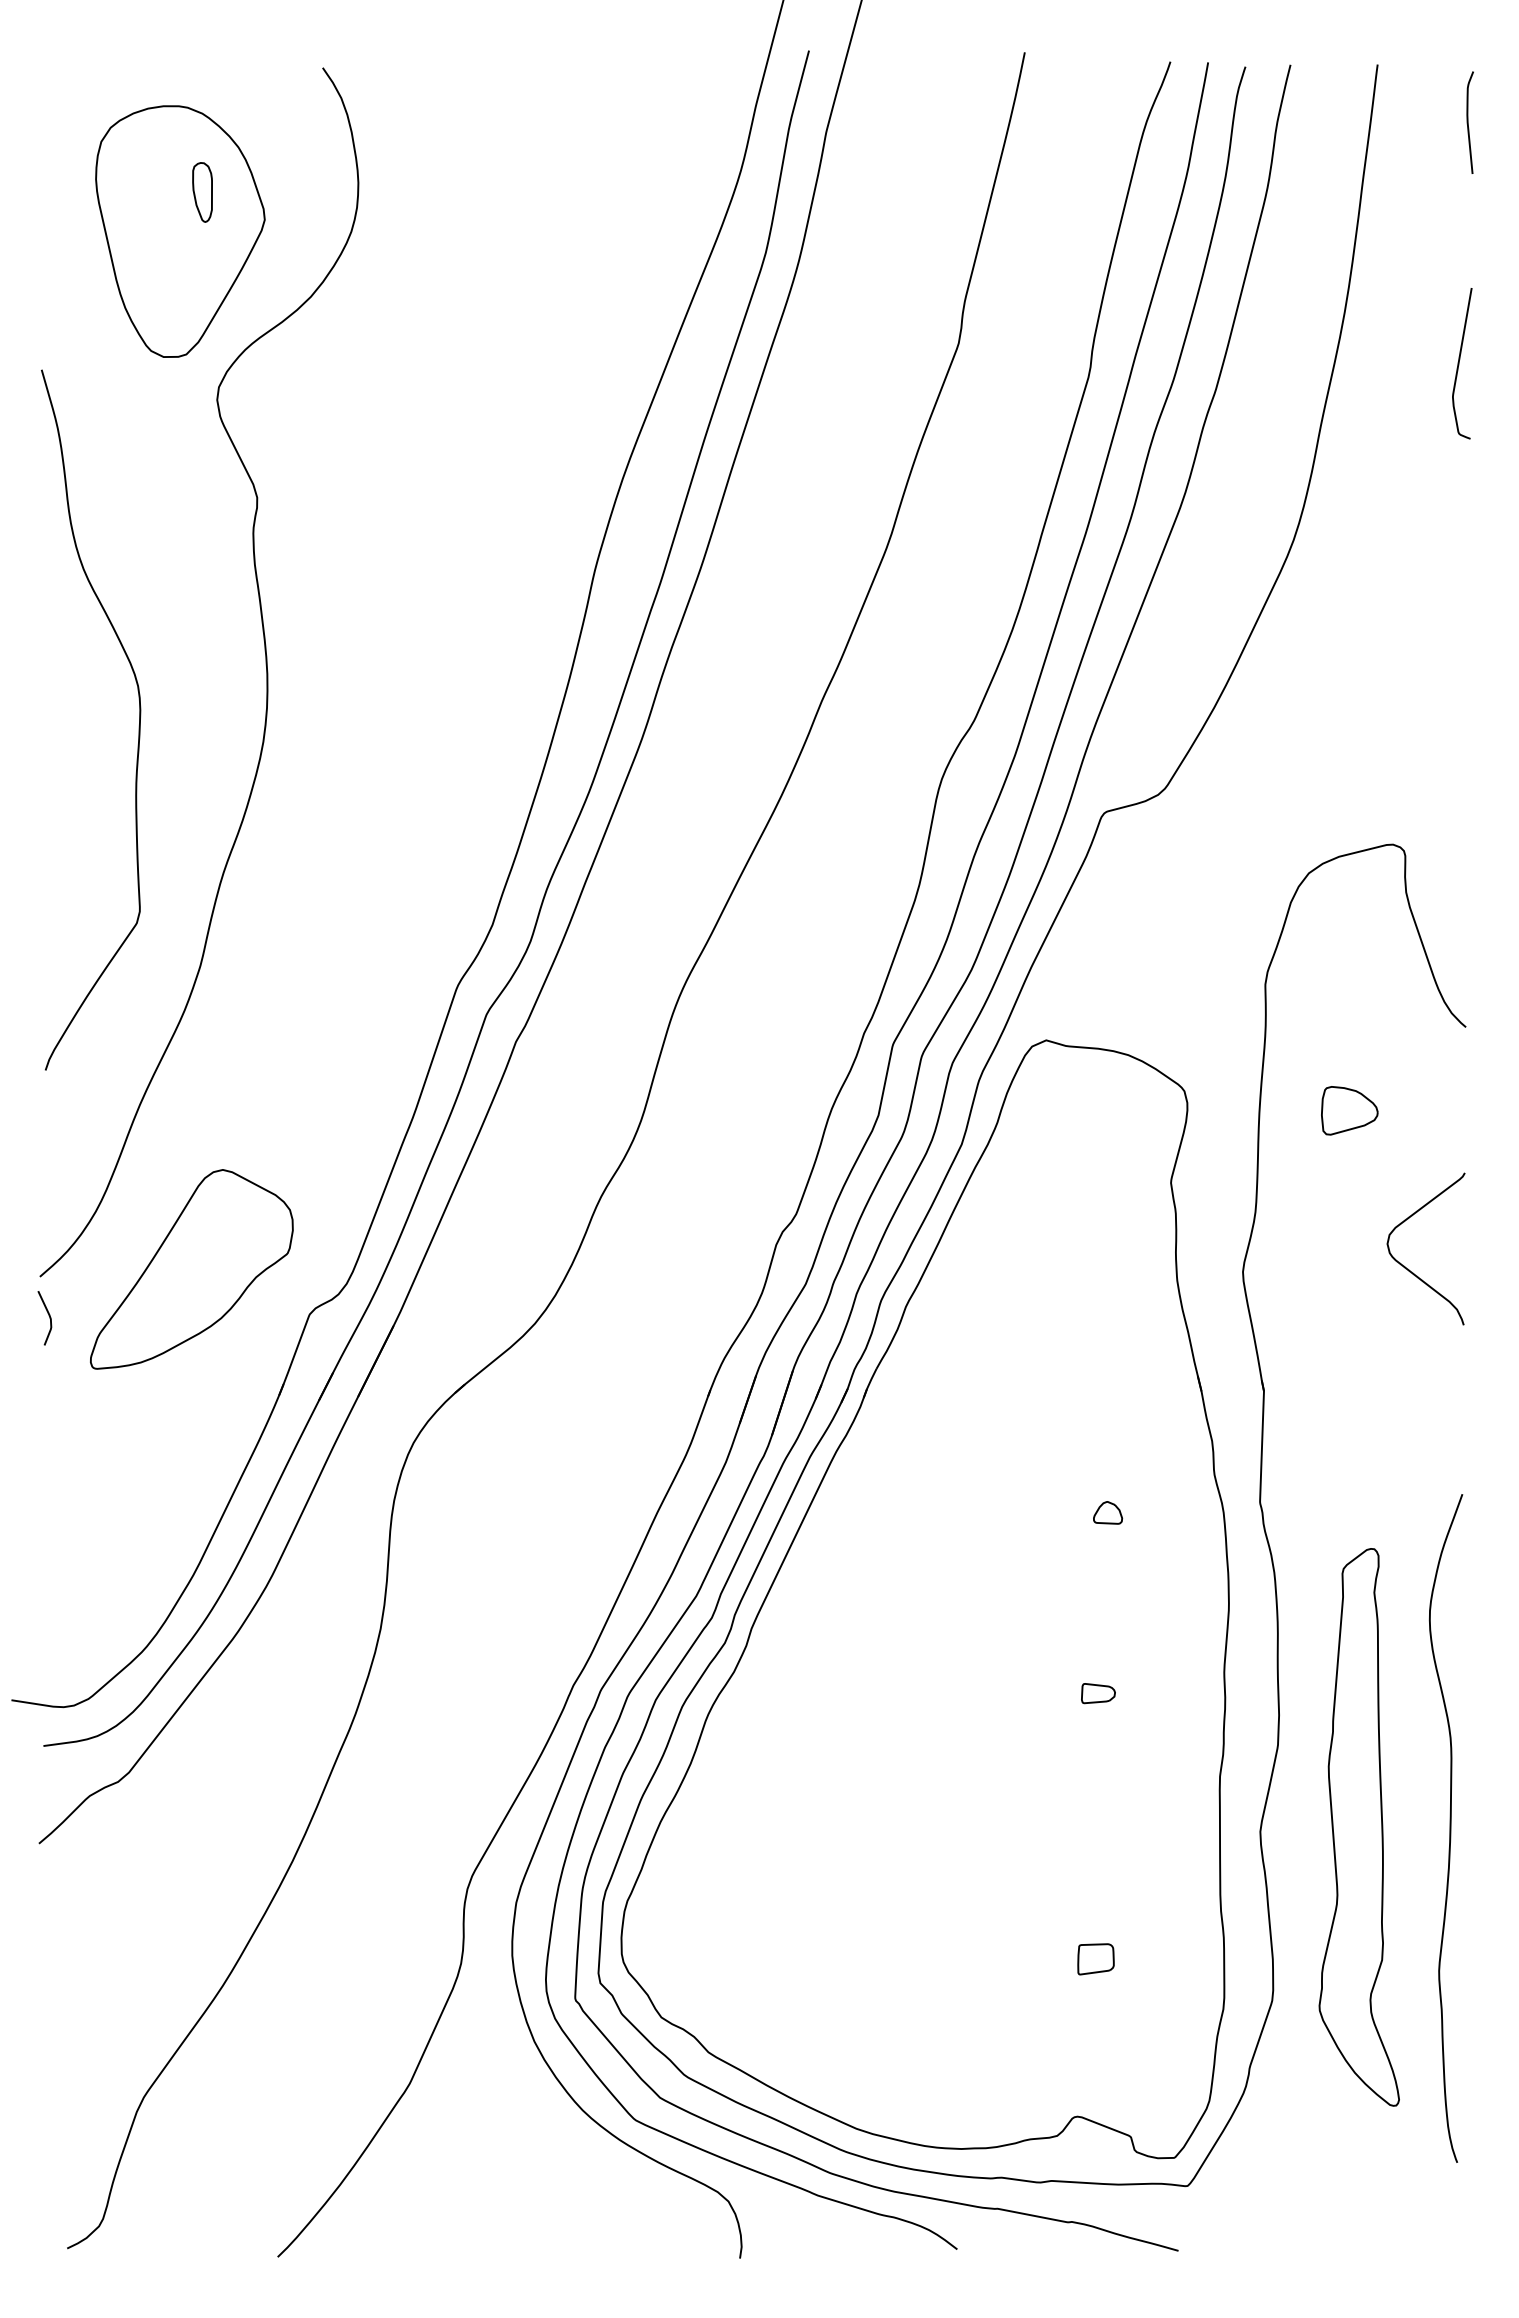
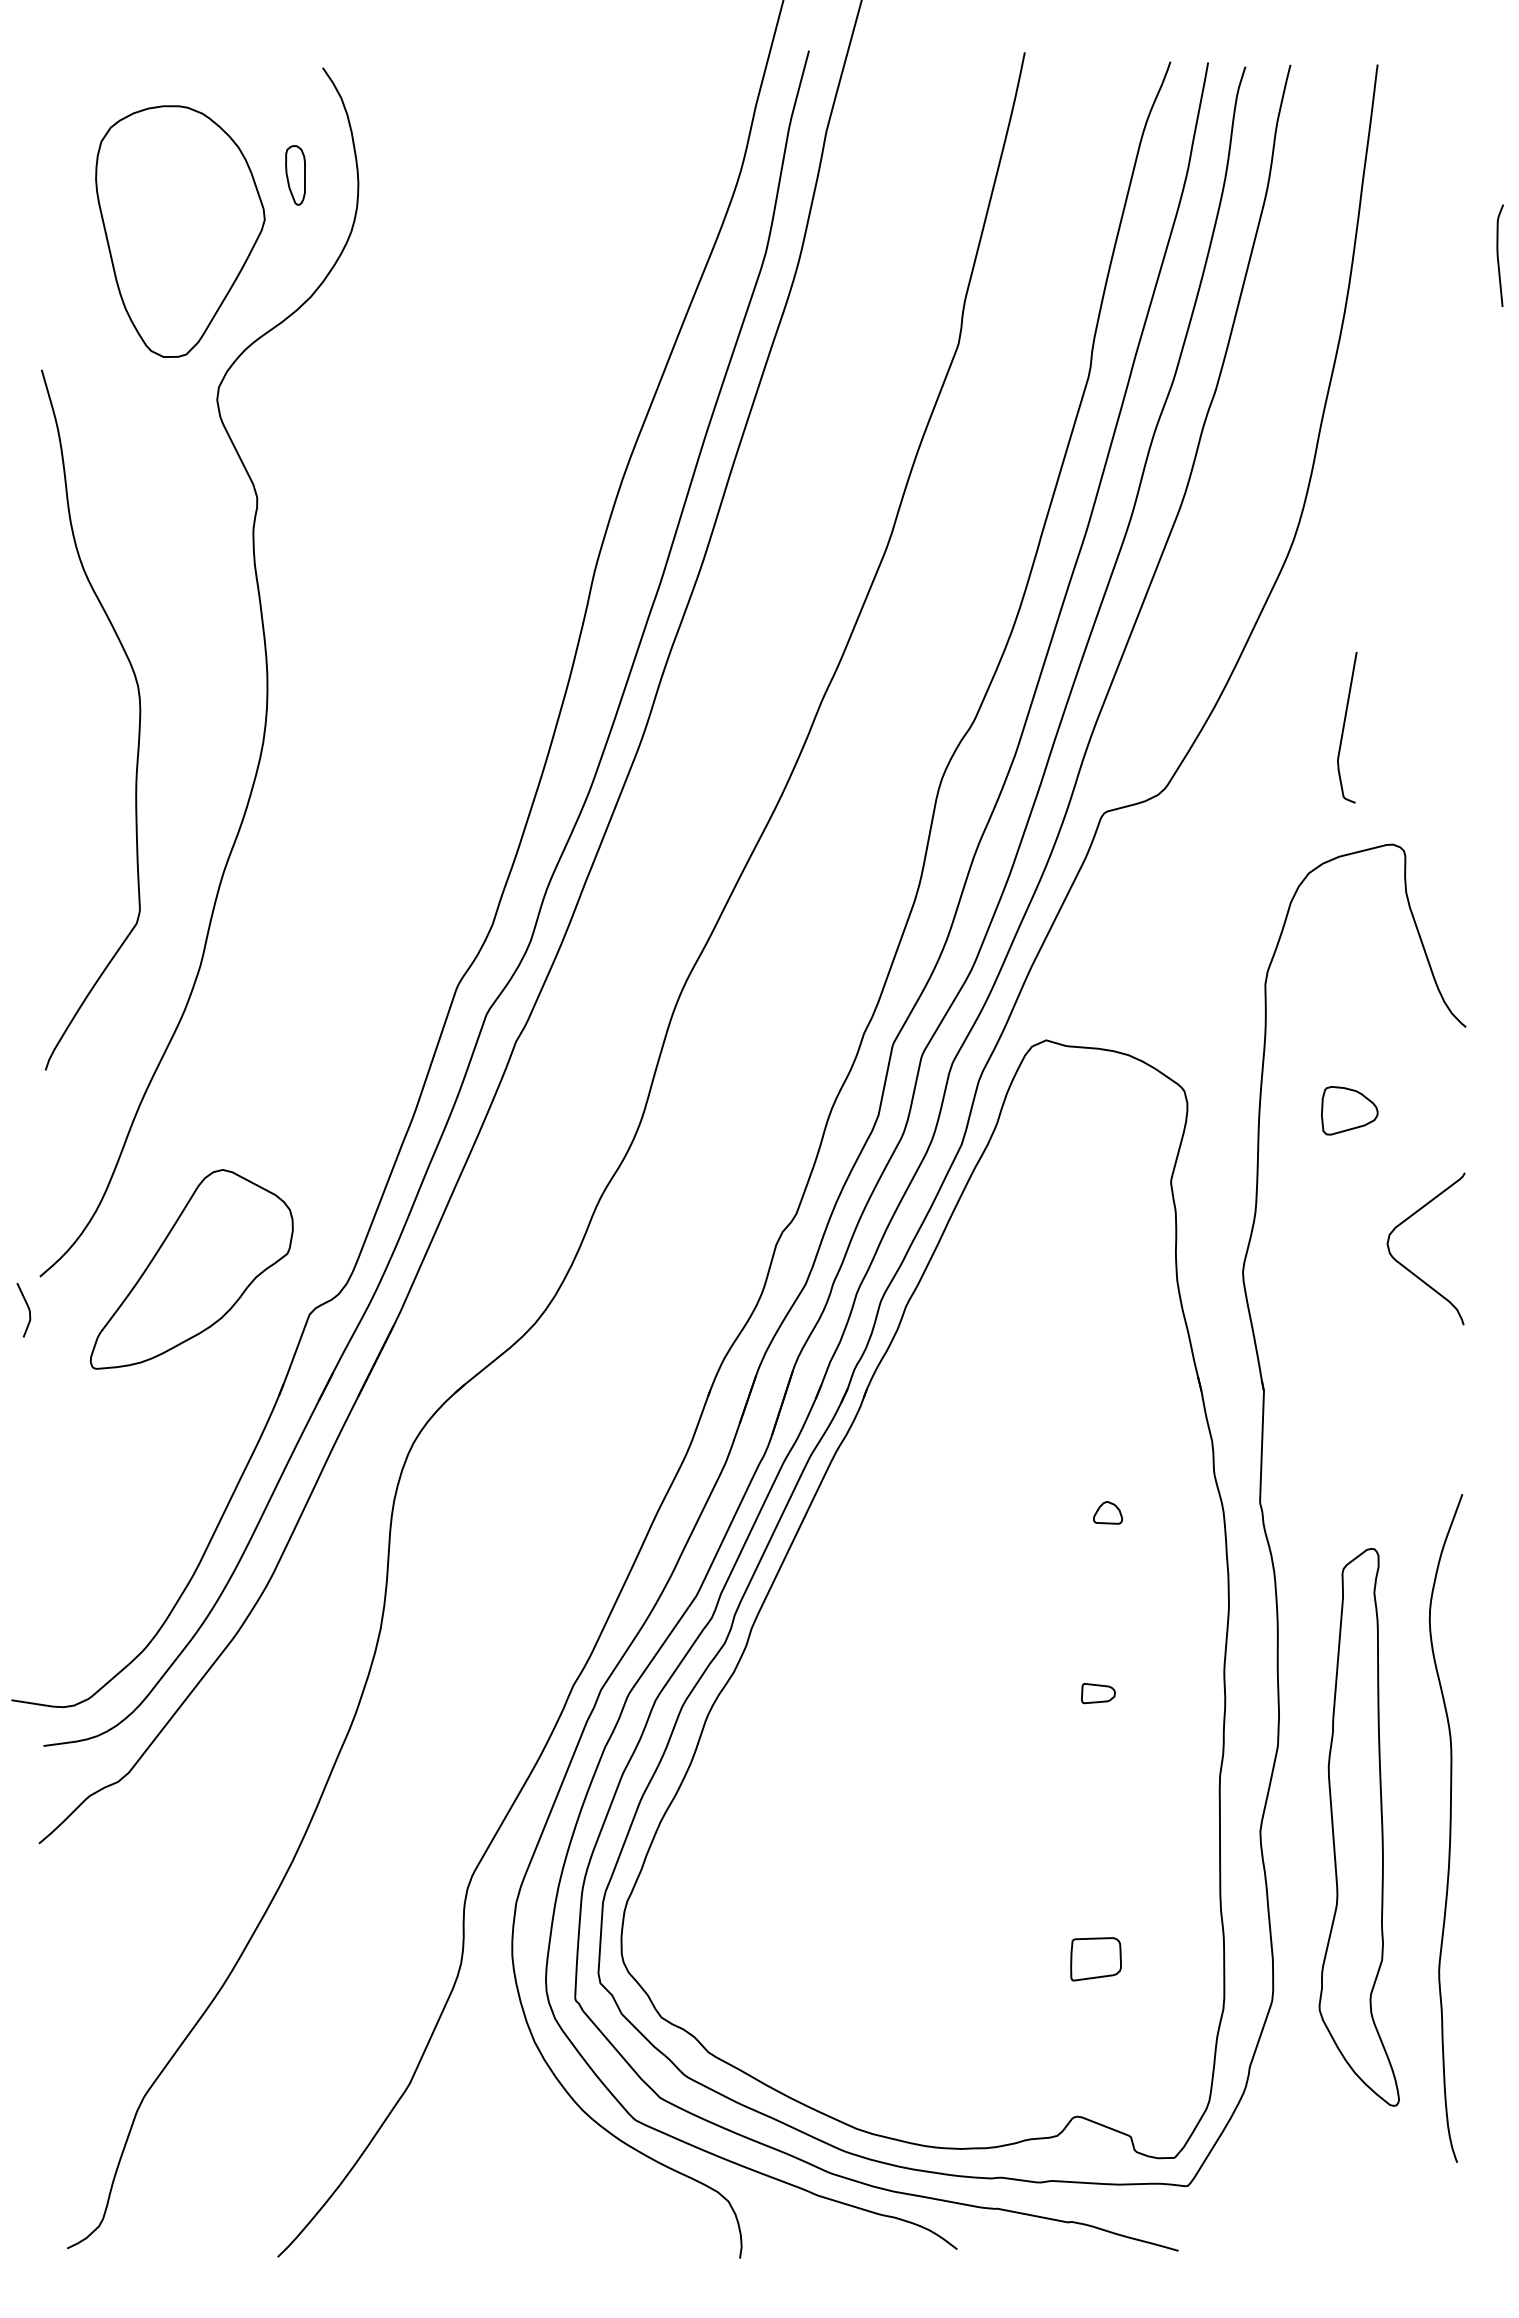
curve position: (1468, 122) -> (1498, 255) (1498, 255)
part position: (202, 192) -> (295, 175) (295, 175)
curve position: (1459, 363) -> (1344, 727) (1344, 727)
curve position: (48, 1315) -> (27, 1307) (27, 1307)
part size: 38x33 px -> 52x45 px (1095, 1959)
